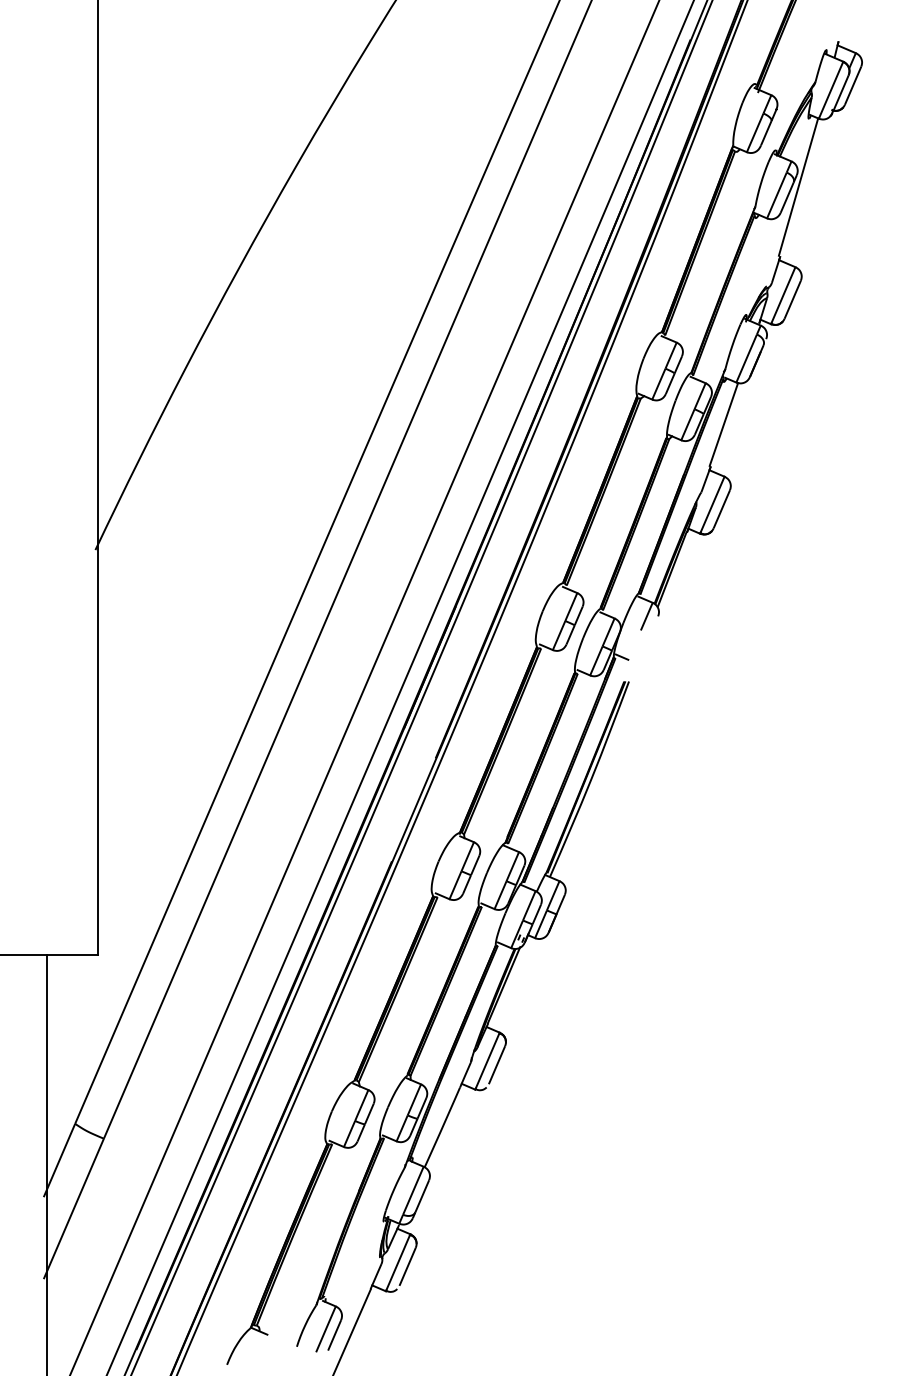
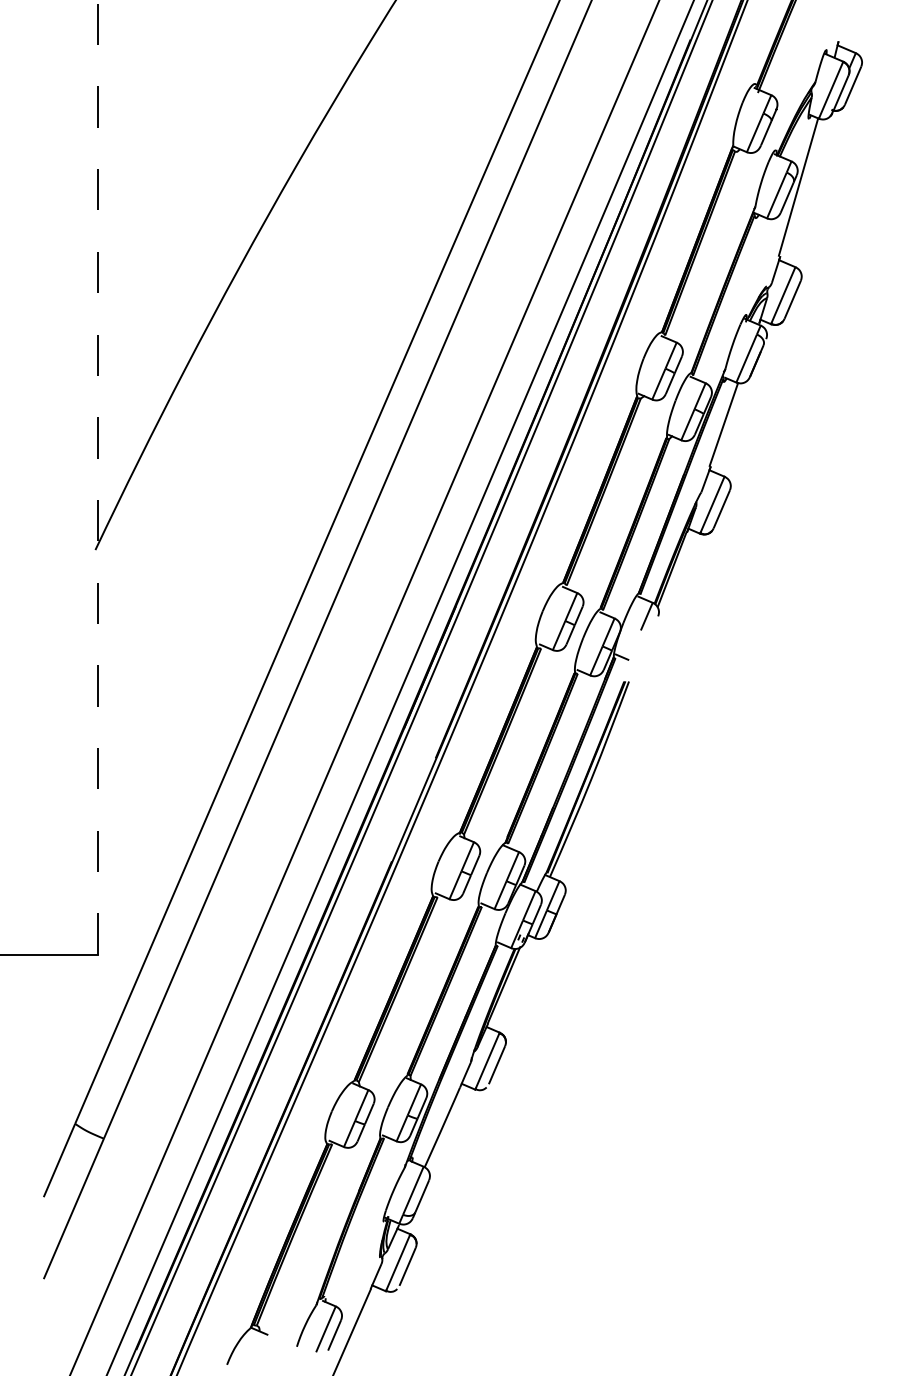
line: solid -> dashed (98, 477)
line: present -> none (46, 1163)
